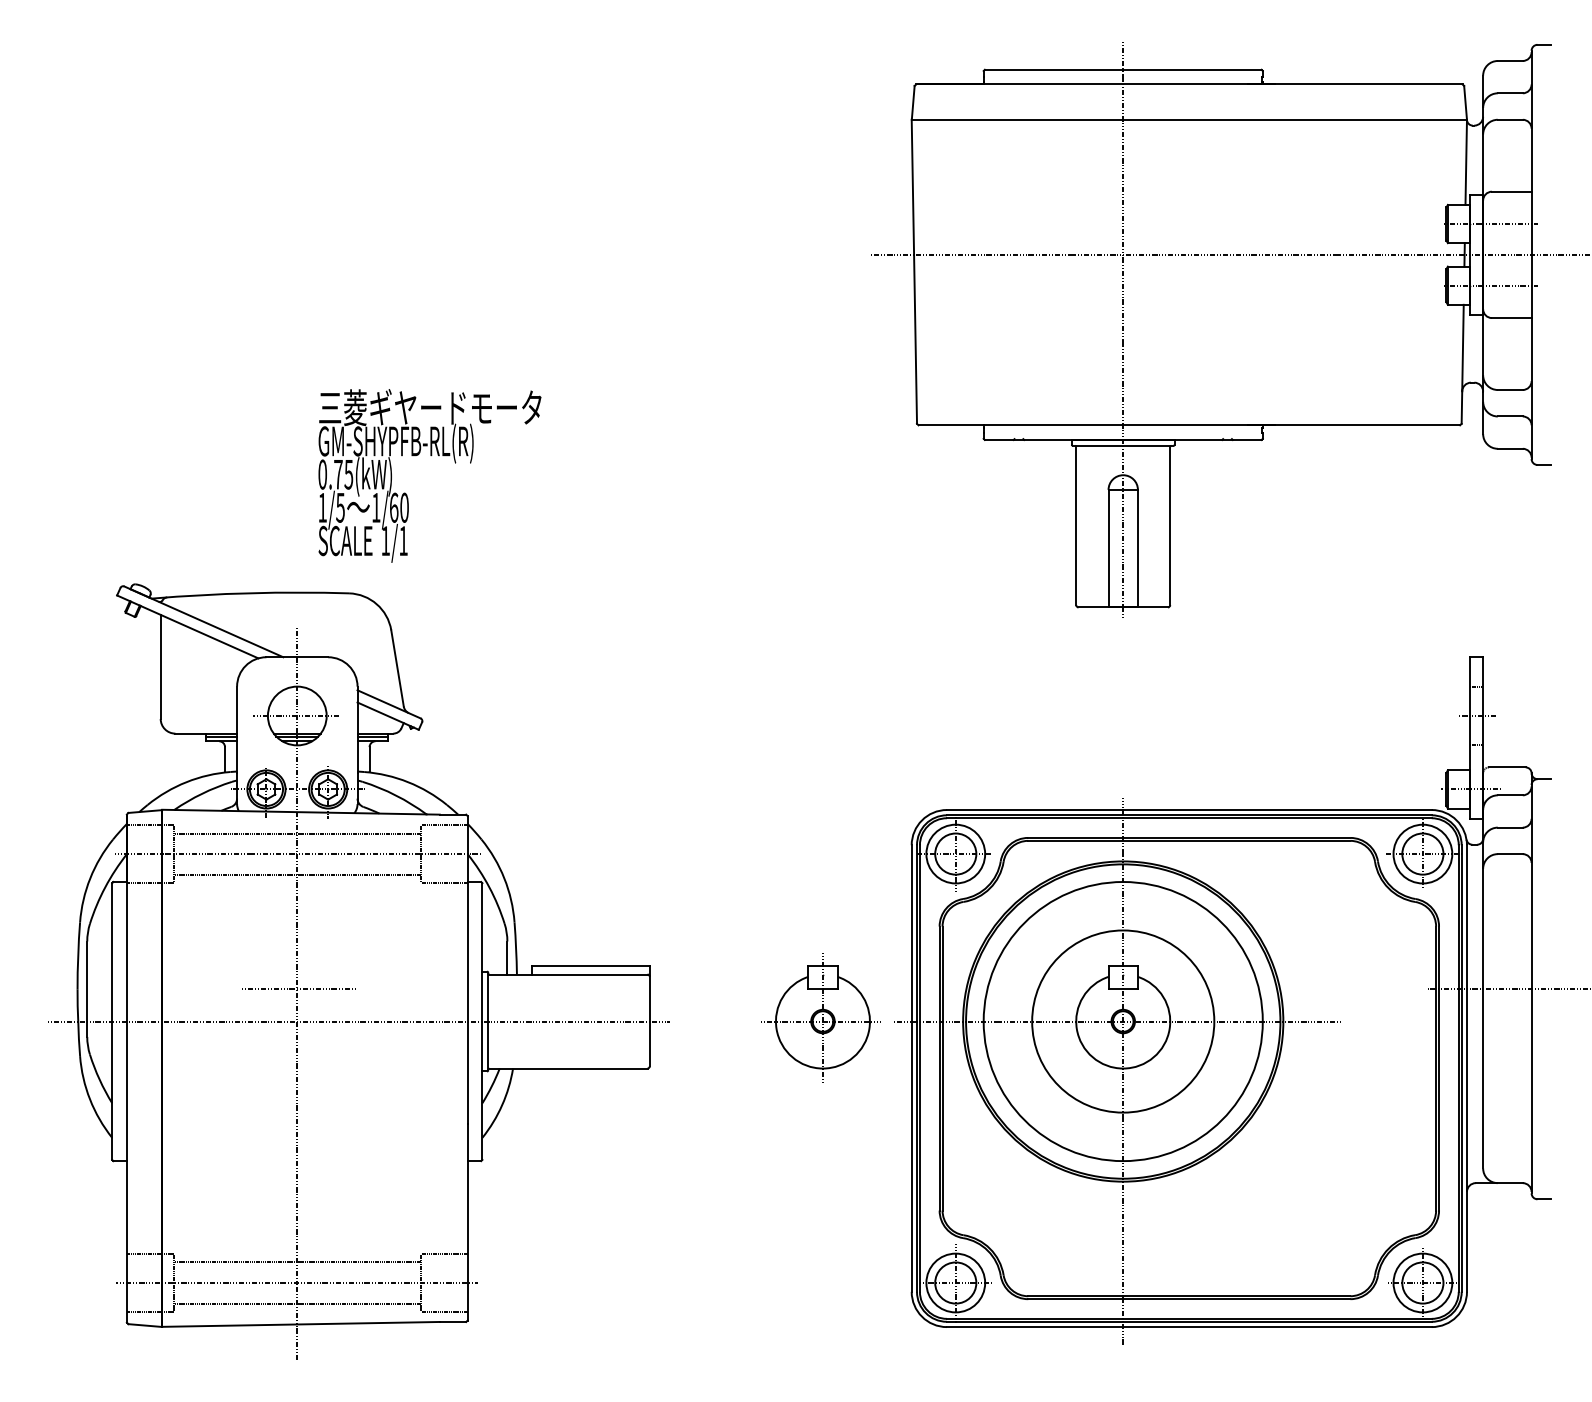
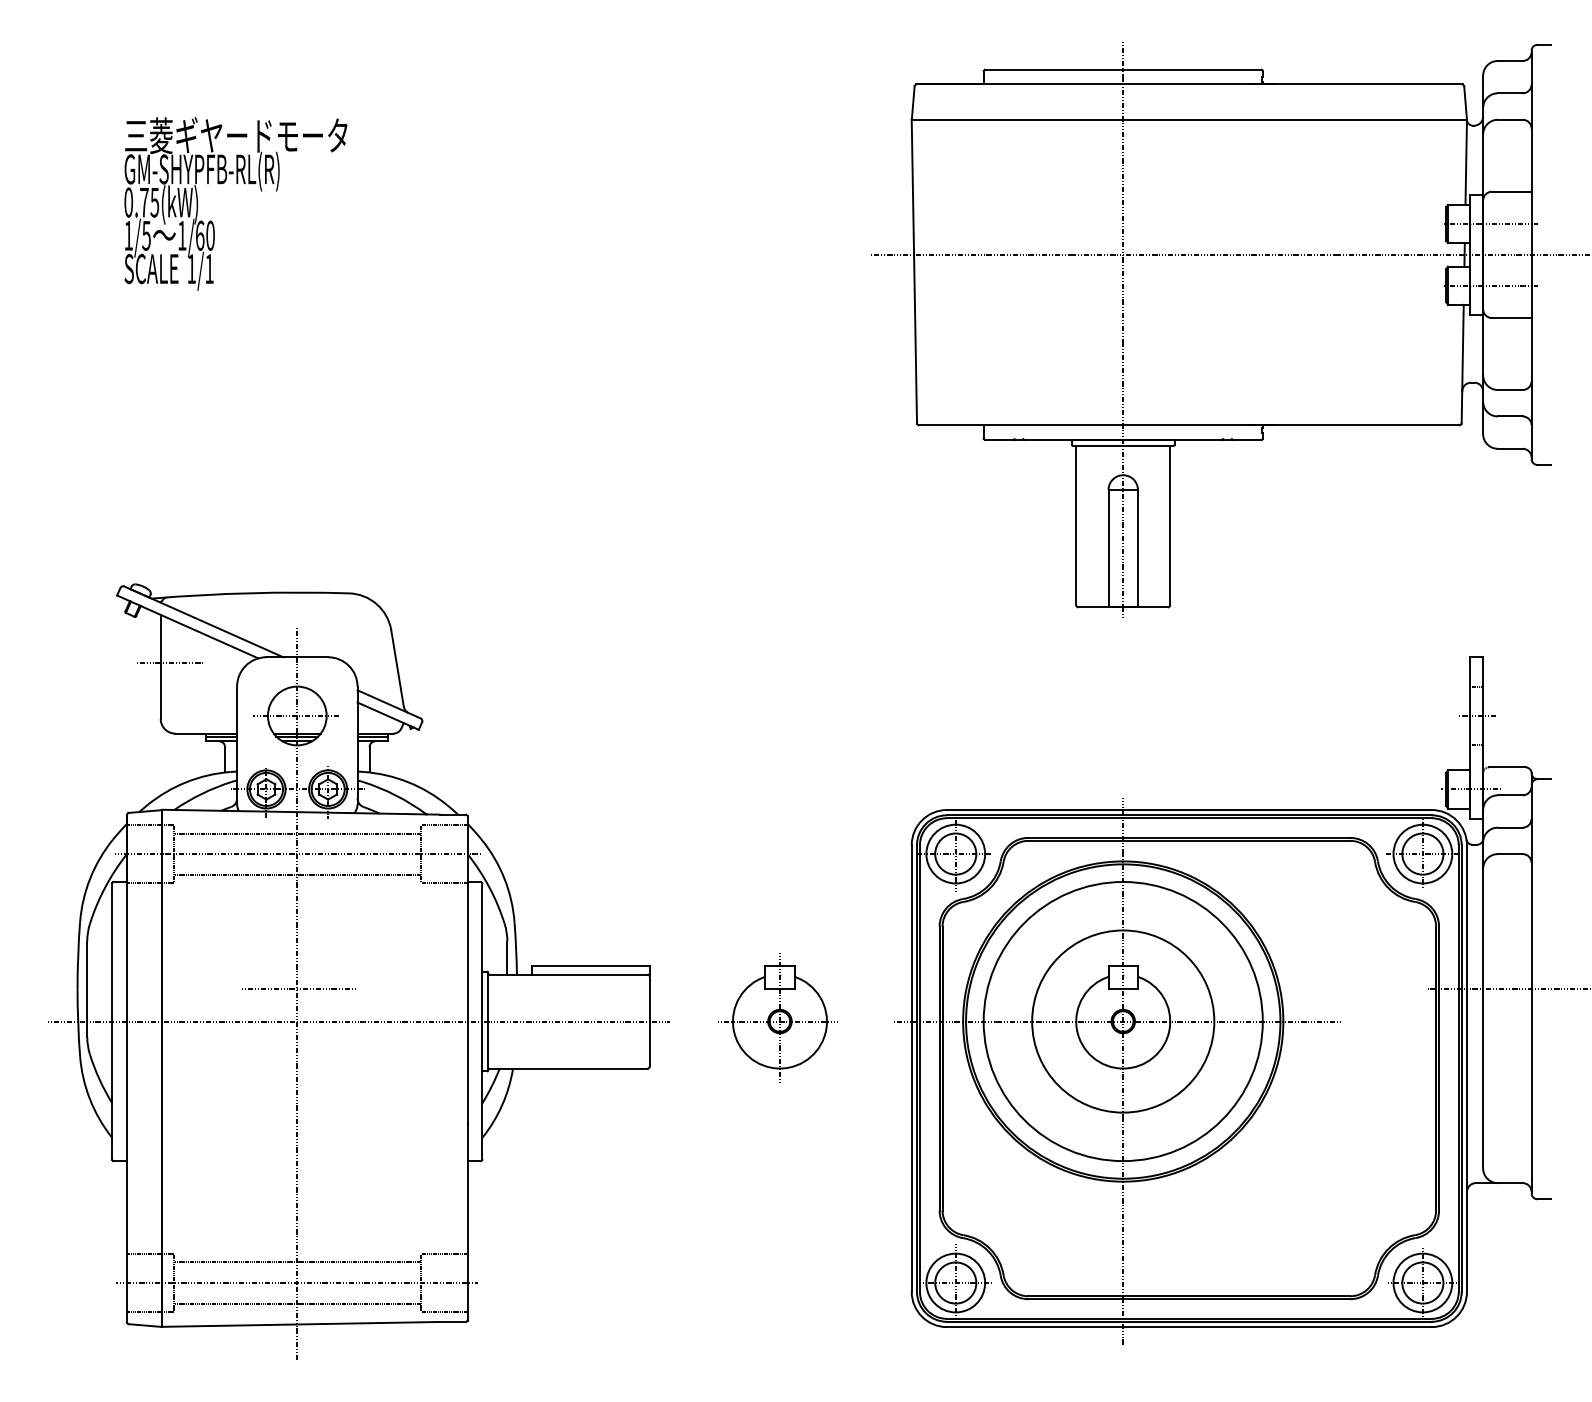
text position: (429, 475) -> (235, 203) (235, 203)
line: none -> present (168, 663)
part position: (820, 1017) -> (777, 1017) (777, 1017)
